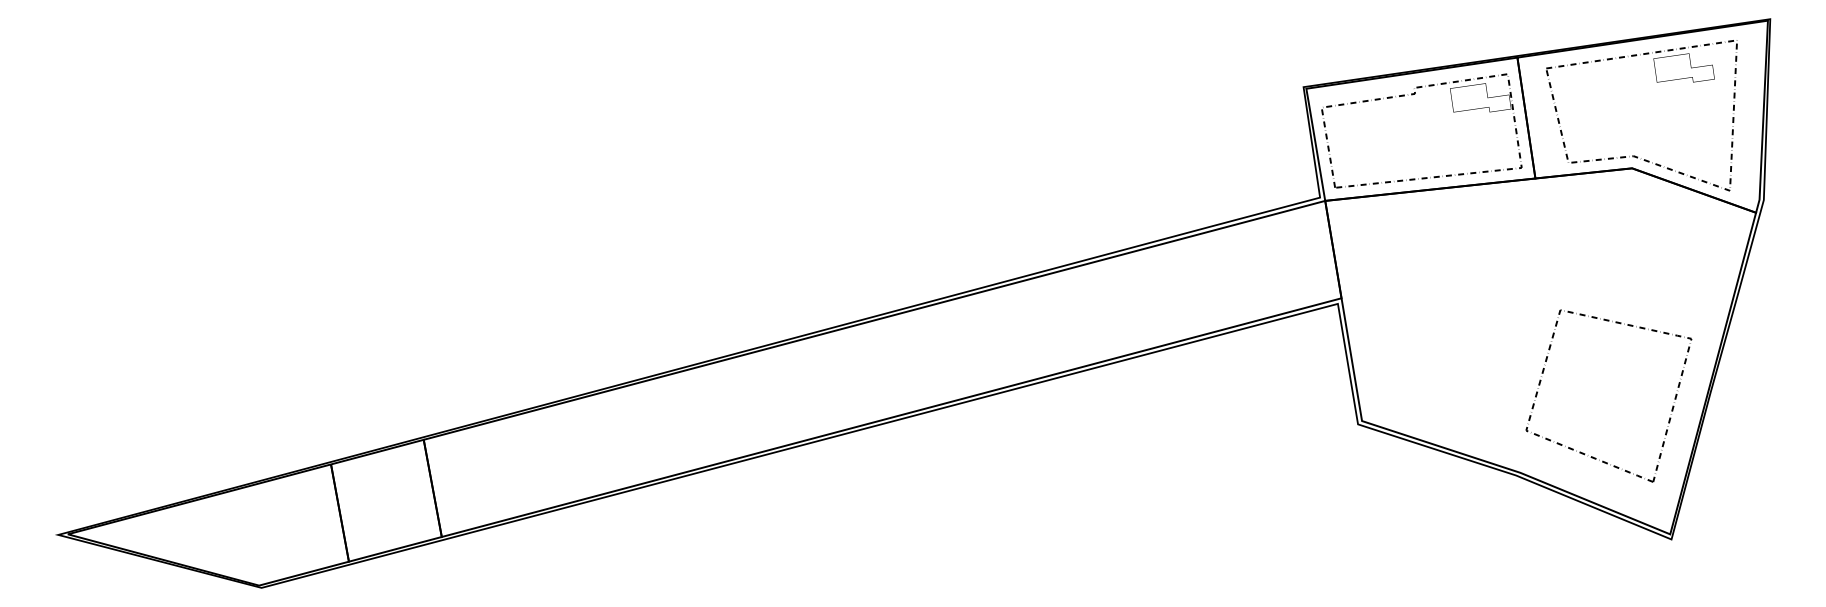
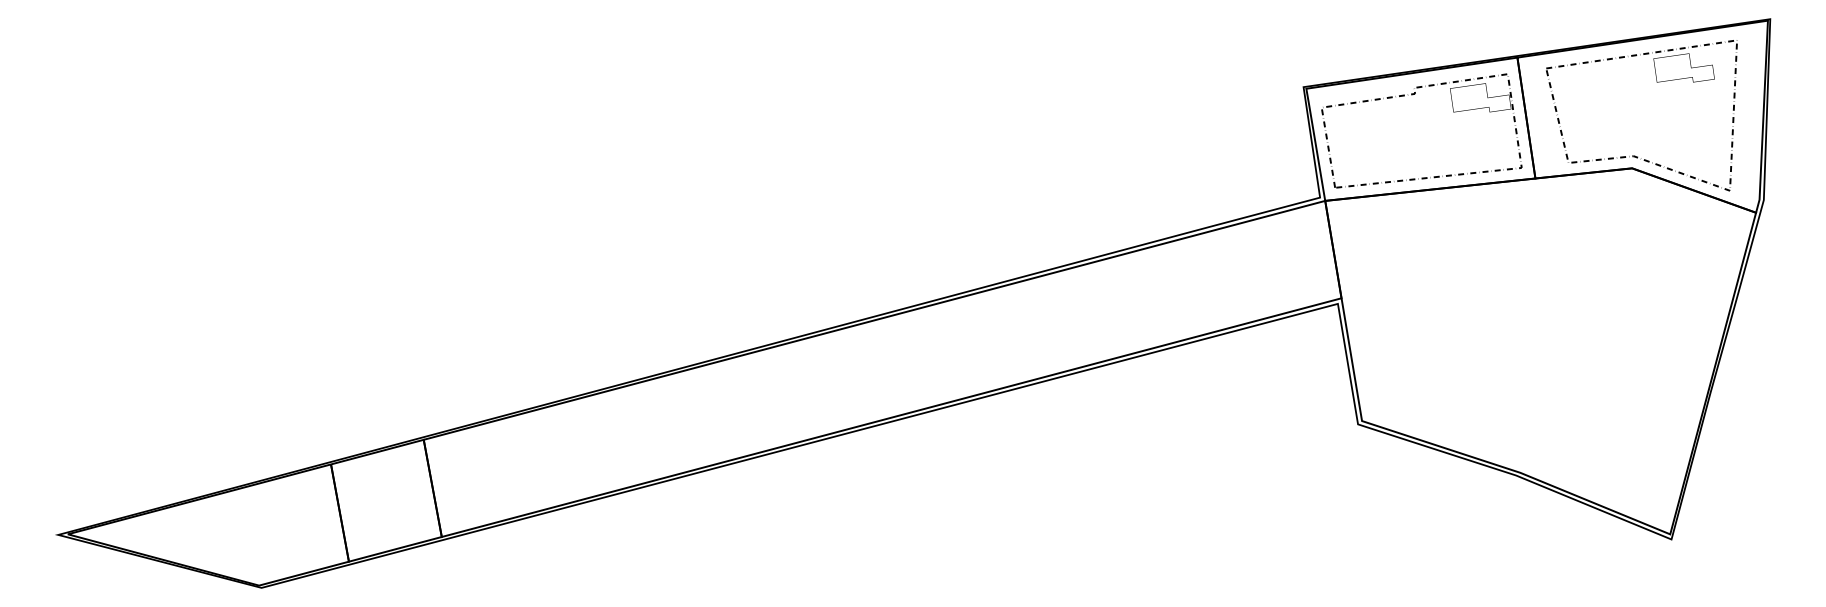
part: present -> none (1583, 452)
